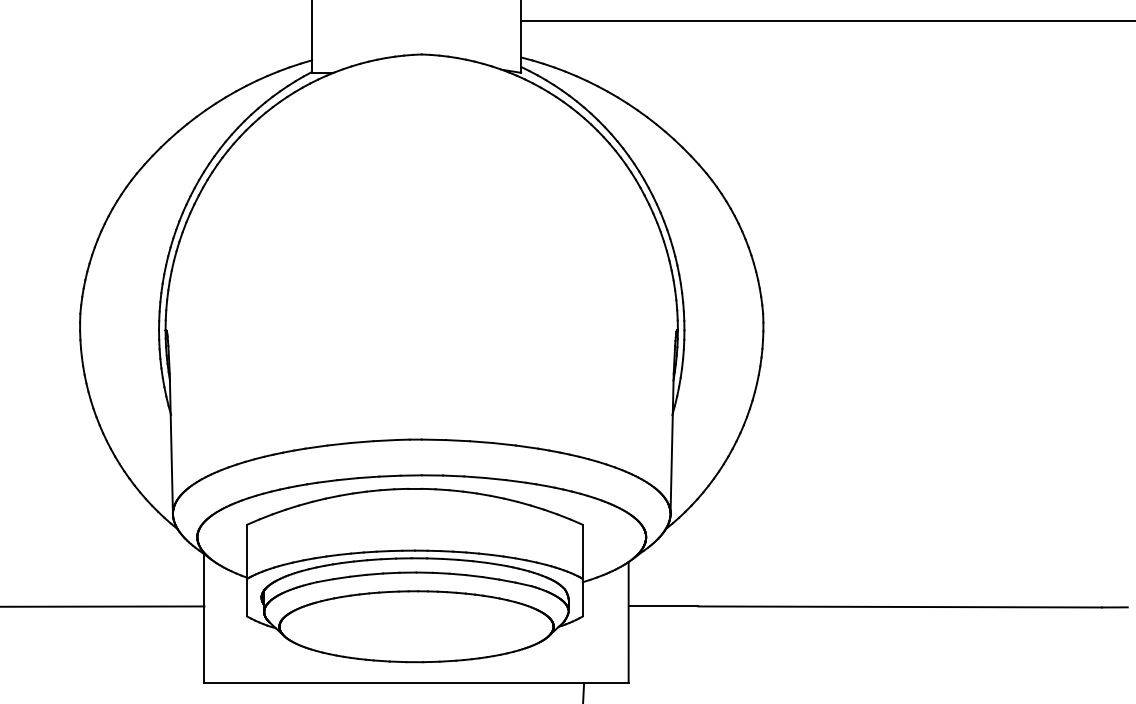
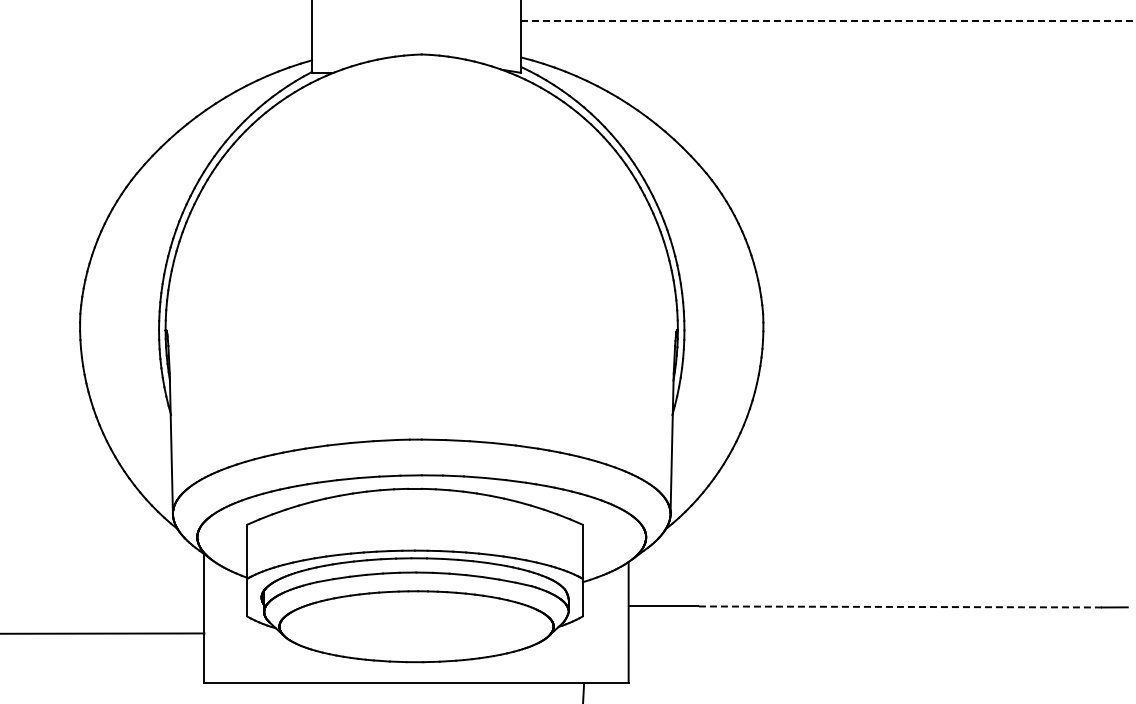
line: solid -> dashed (828, 21)
line position: (103, 606) -> (103, 633) (103, 633)
line: solid -> dashed (900, 606)
